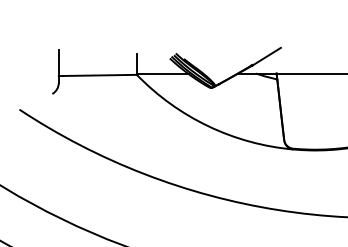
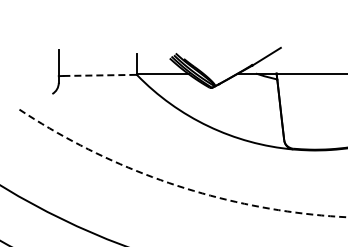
line: solid -> dashed (100, 75)
arc: solid -> dashed (177, 185)
